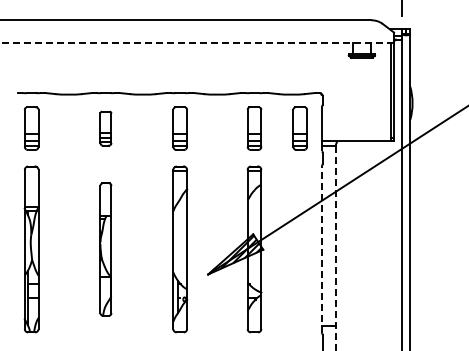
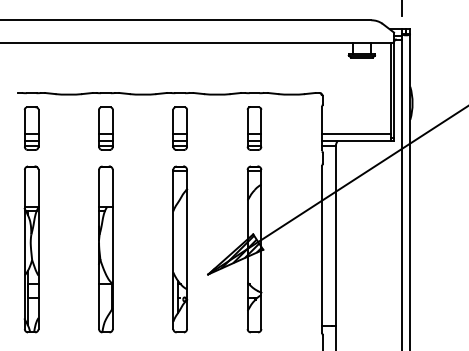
line: dashed -> solid (197, 43)
part size: 14x37 px -> 16x45 px (105, 128)
part: present -> none (299, 128)
line: none -> present (356, 134)
line: dashed -> solid (321, 248)
line: dashed -> solid (335, 248)
part size: 14x135 px -> 16x169 px (105, 249)
